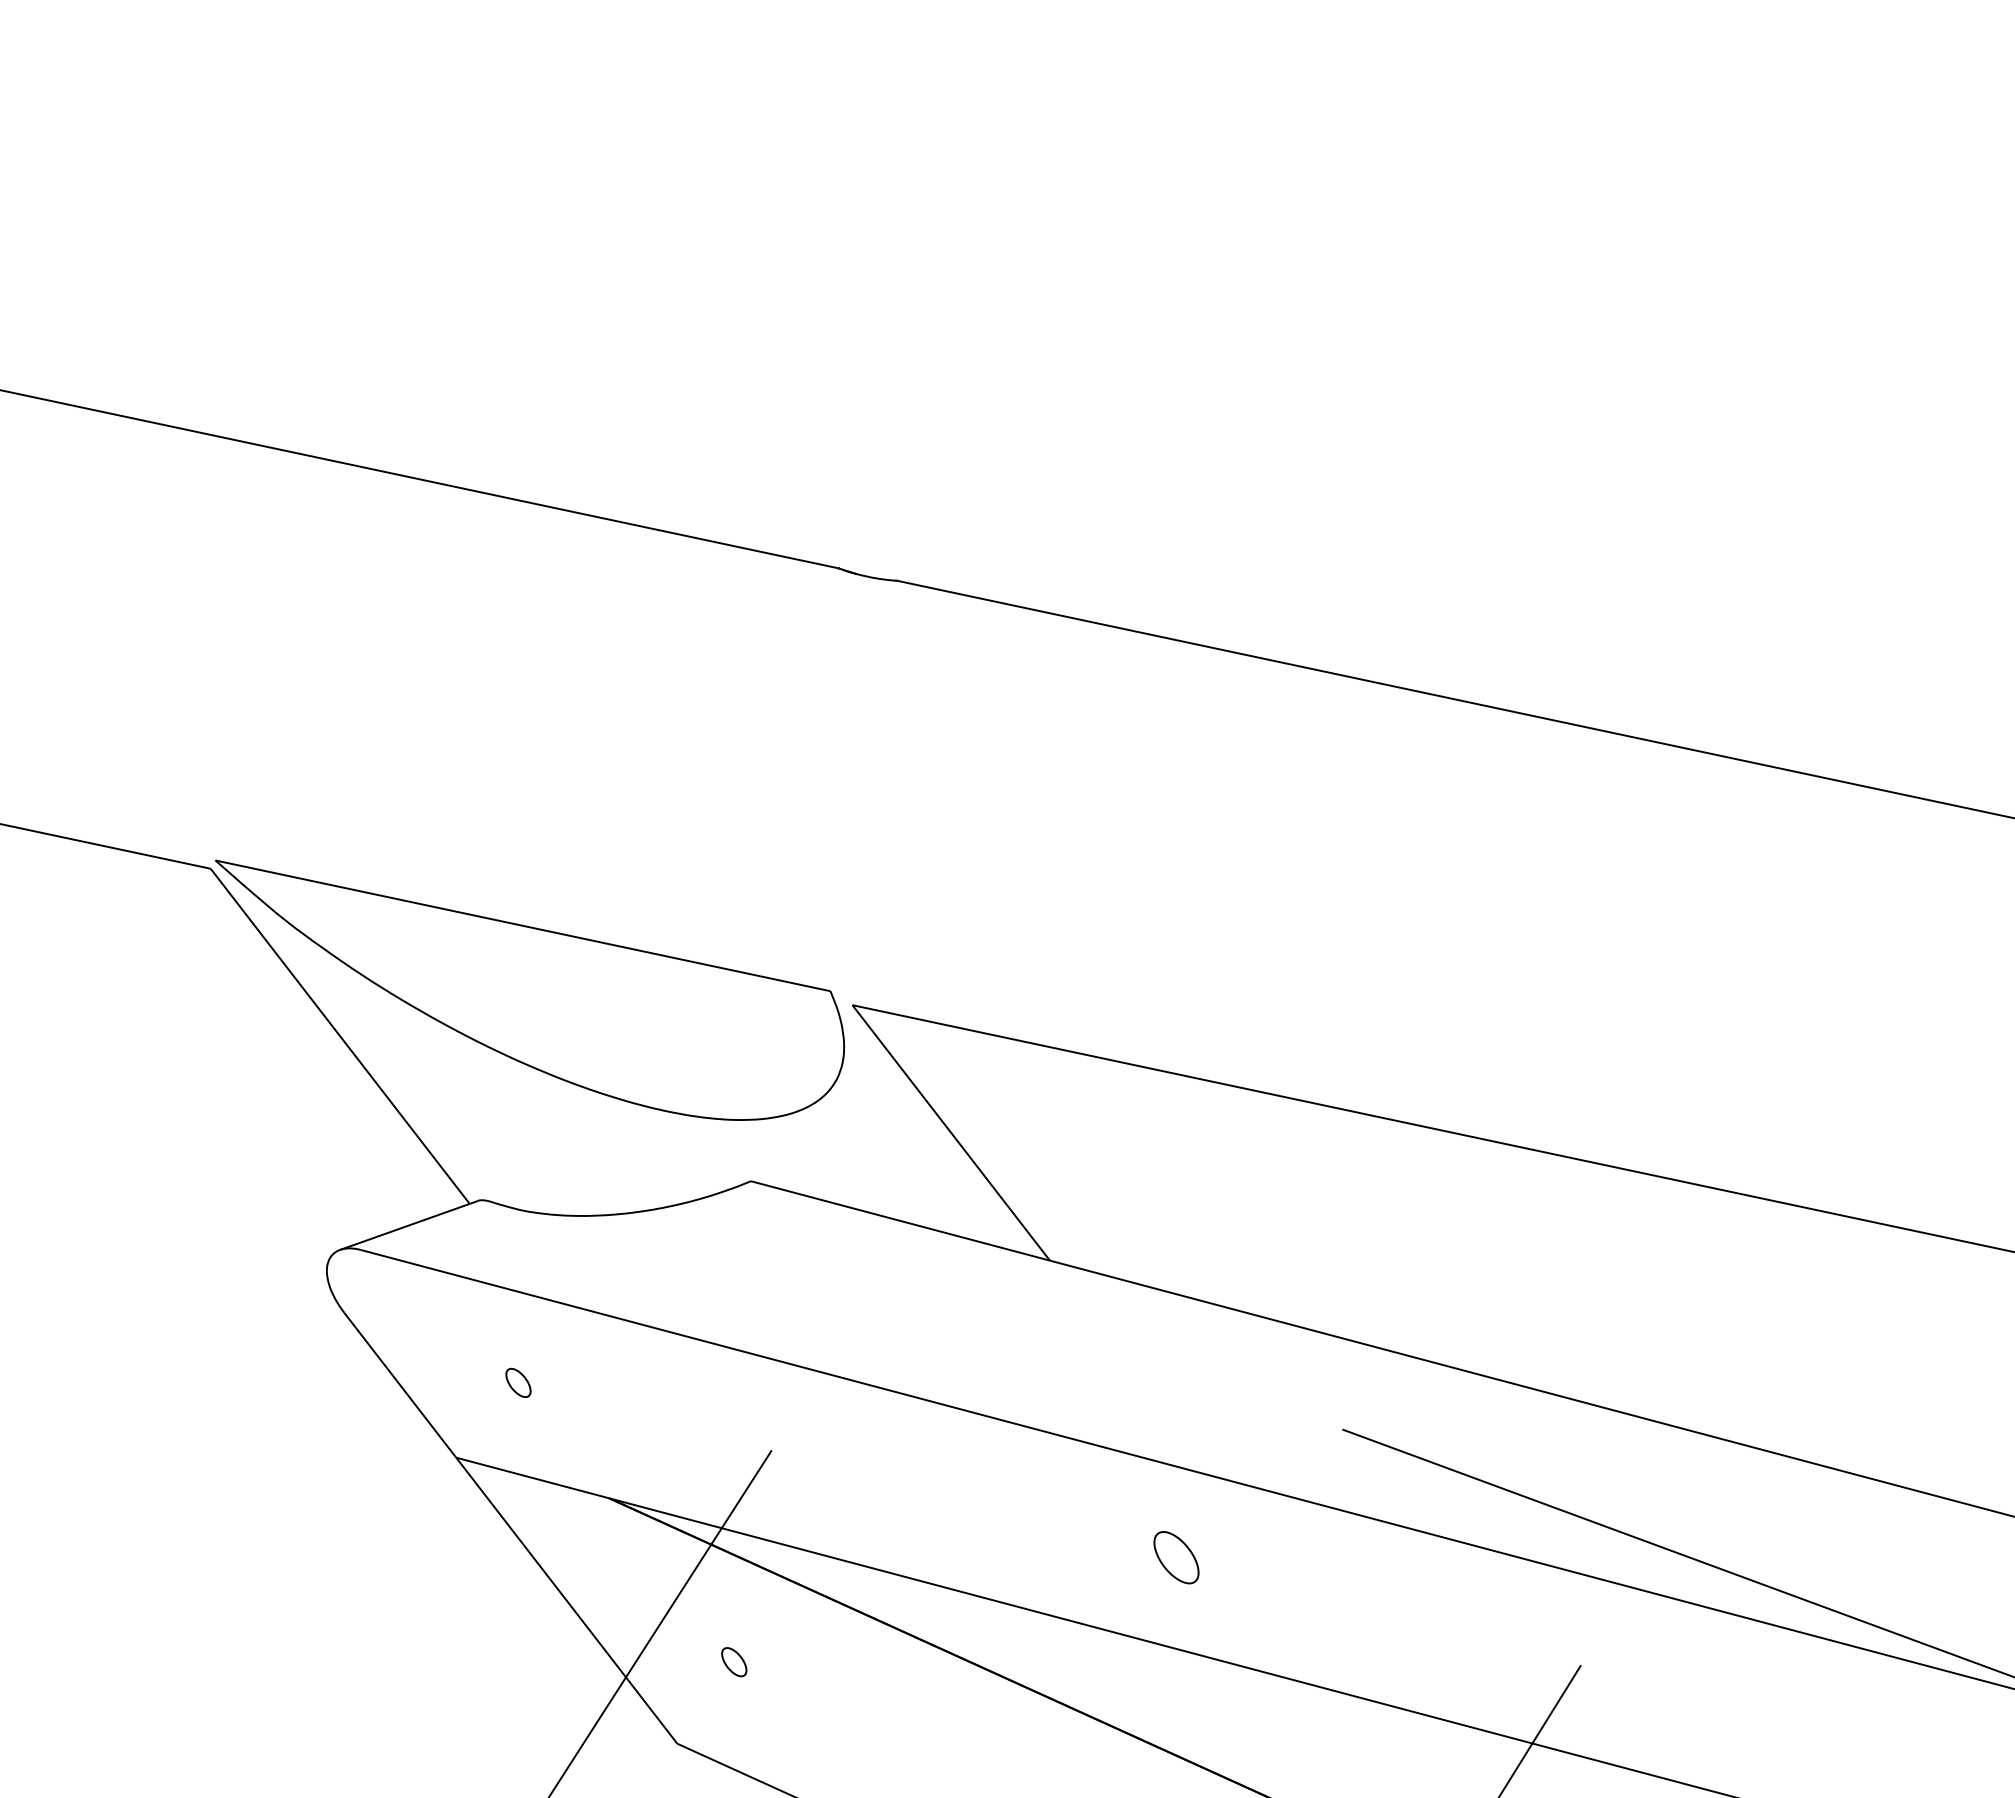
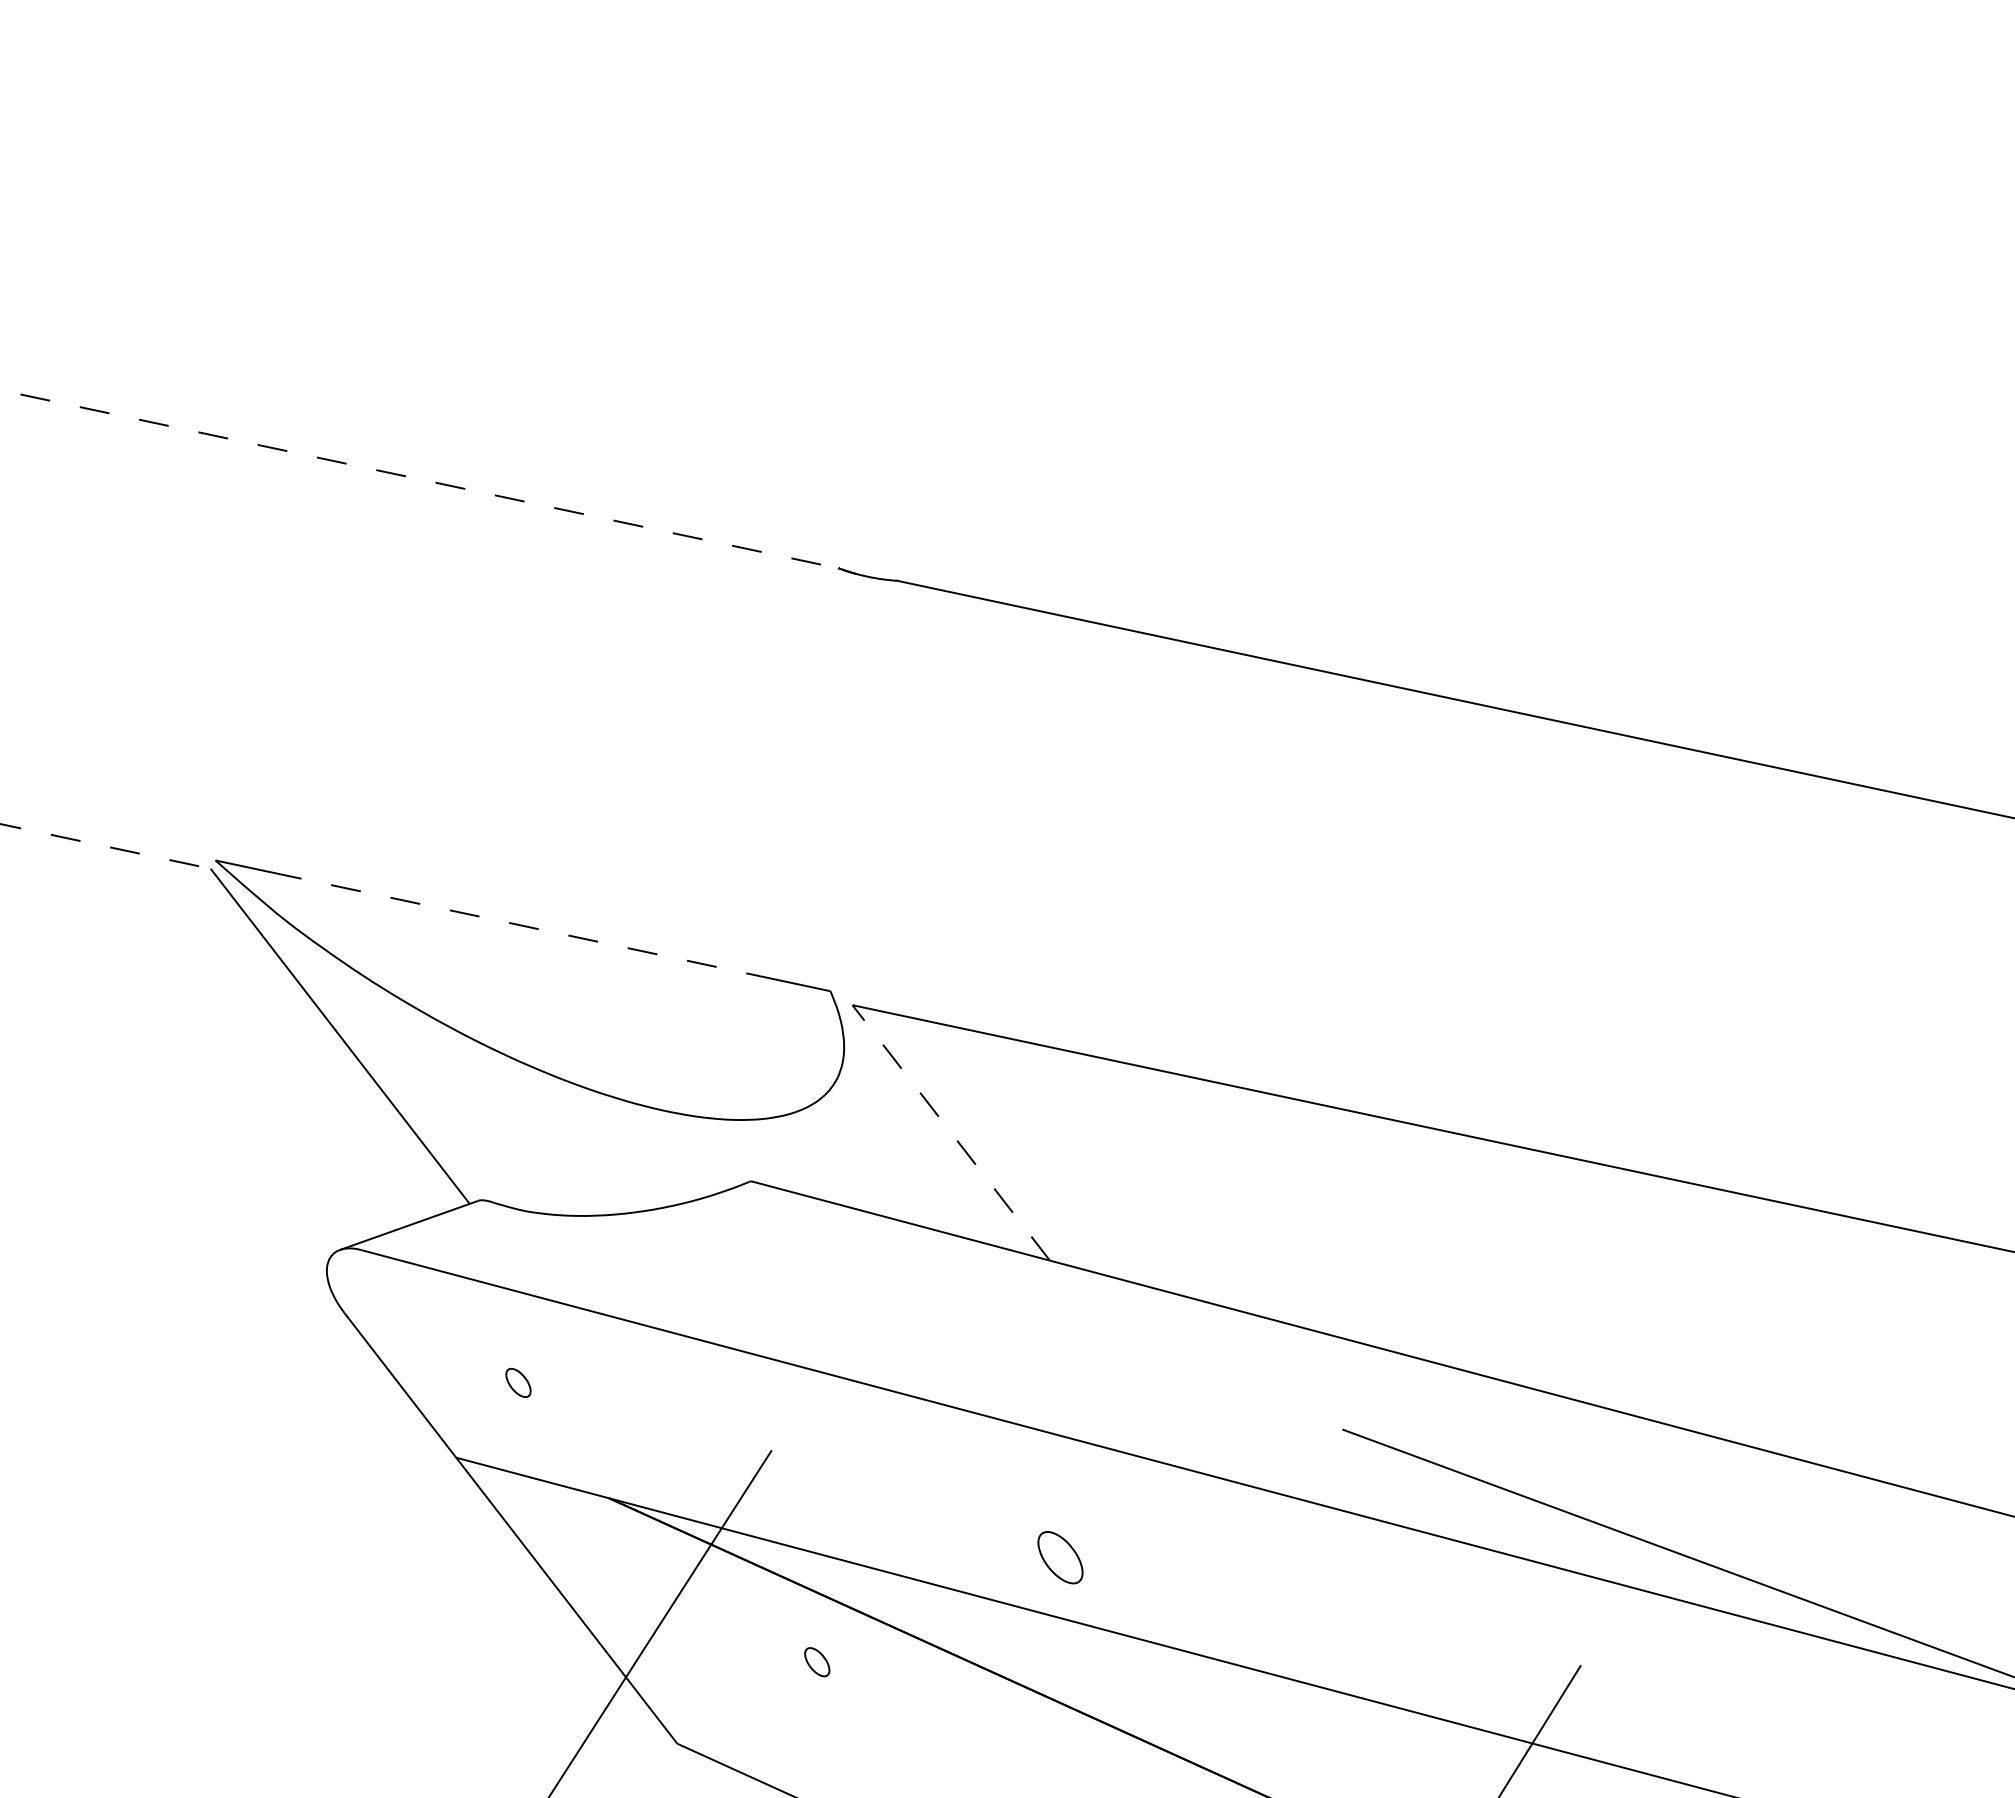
line: solid -> dashed (419, 479)
line: solid -> dashed (106, 846)
line: solid -> dashed (516, 924)
line: solid -> dashed (950, 1132)
part position: (1176, 1557) -> (1060, 1557) (1060, 1557)
part position: (734, 1662) -> (817, 1662) (817, 1662)
